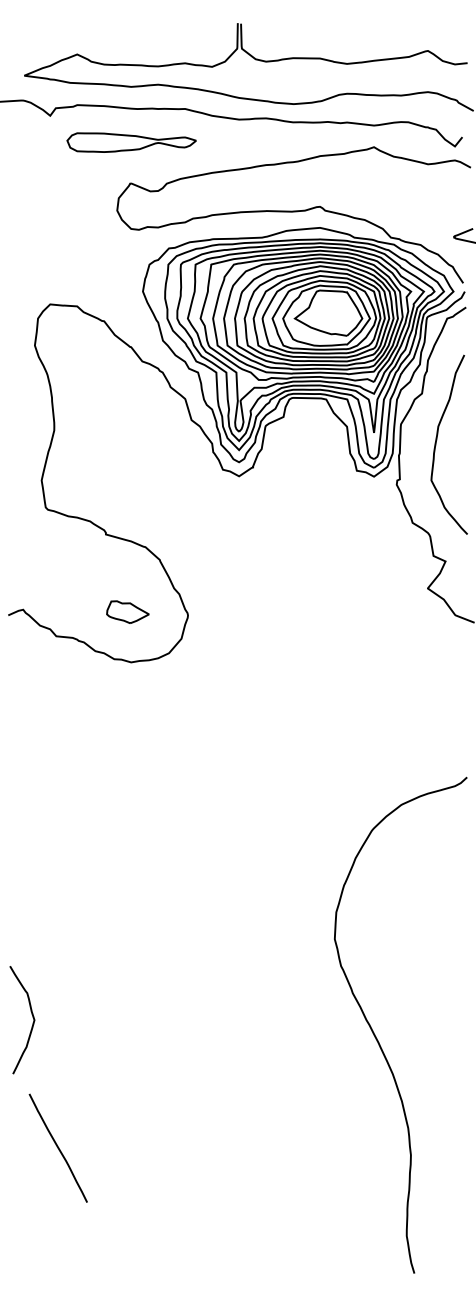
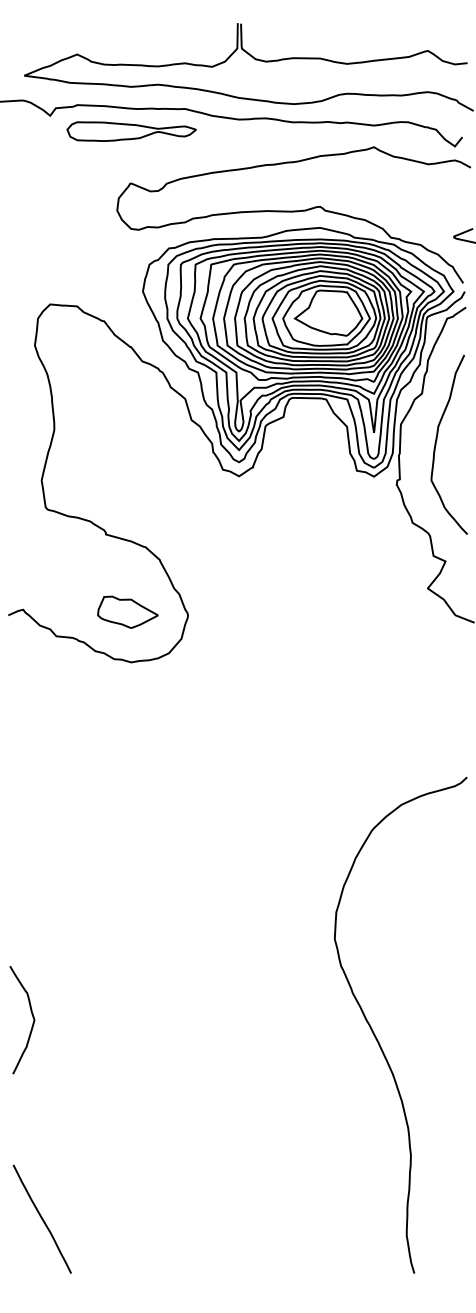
part position: (131, 142) -> (131, 131) (131, 131)
part size: 44x24 px -> 62x34 px (127, 611)
curve position: (57, 1147) -> (41, 1218) (41, 1218)
